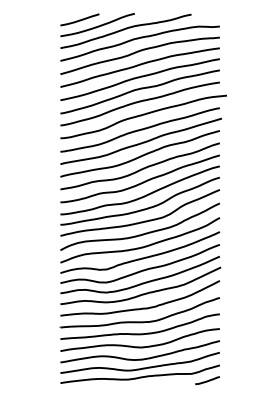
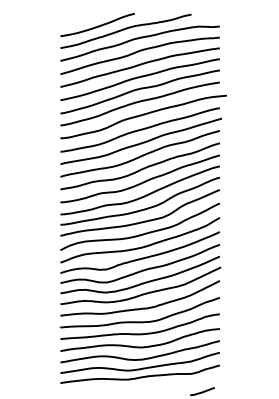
line: present -> none (79, 19)
line position: (207, 380) -> (202, 391) (202, 391)
